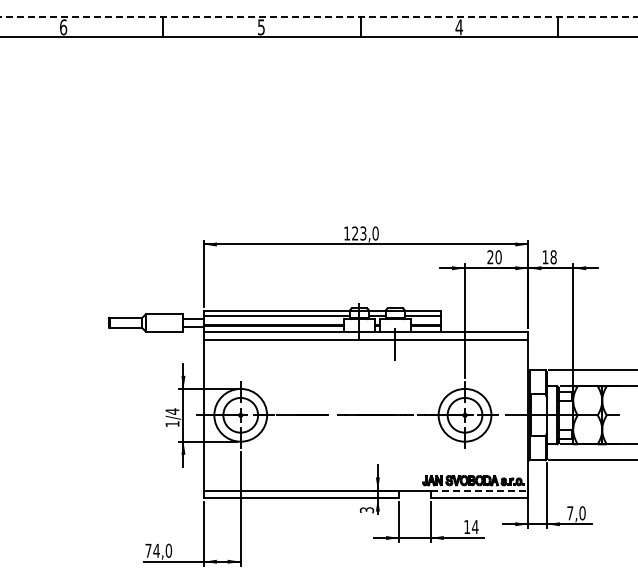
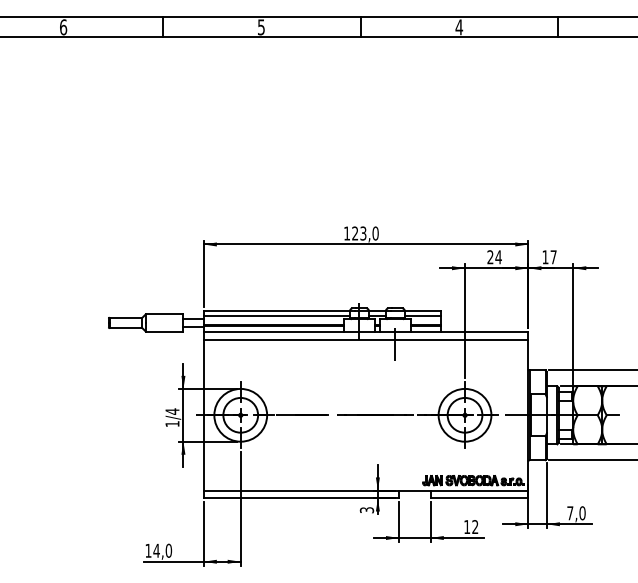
line: dashed -> solid (319, 17)
text: 20 -> 24 (498, 257)
text: 18 -> 17 (553, 257)
line: dashed -> solid (479, 490)
text: 14 -> 12 (475, 526)
text: 74,0 -> 14,0 (148, 550)
